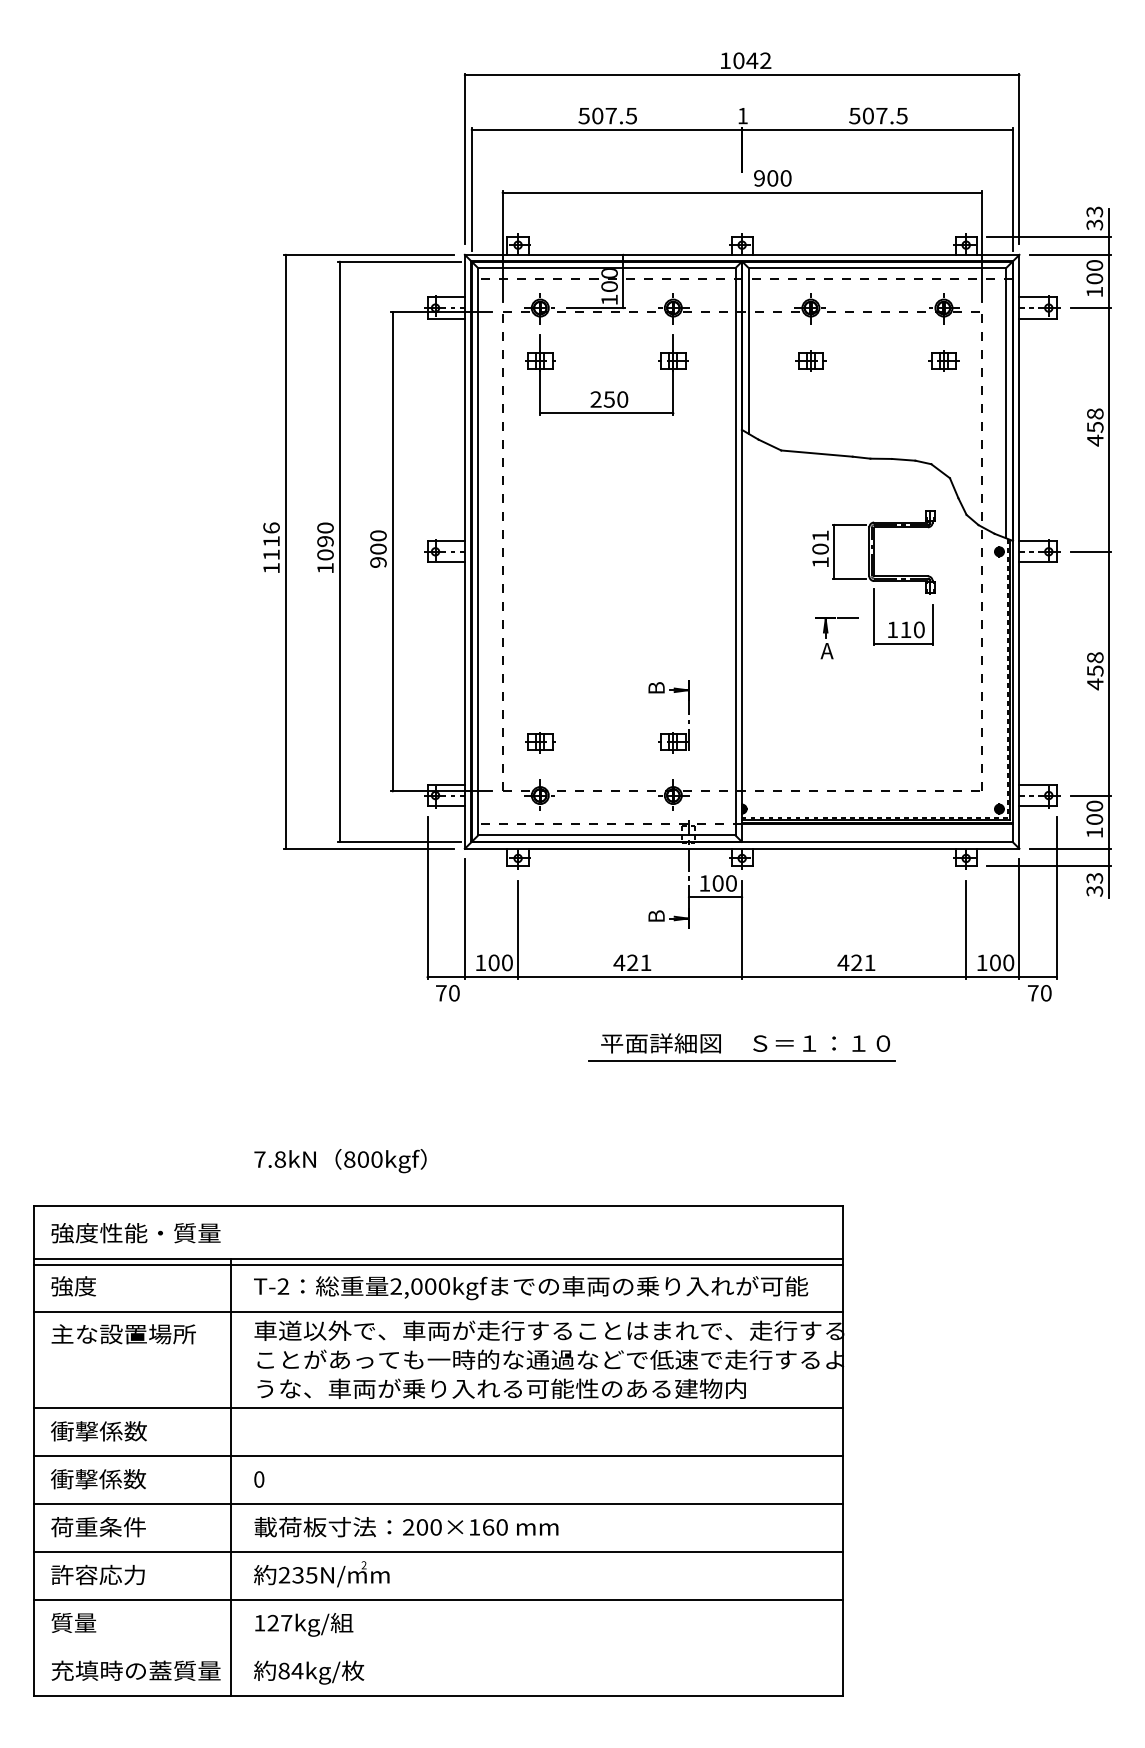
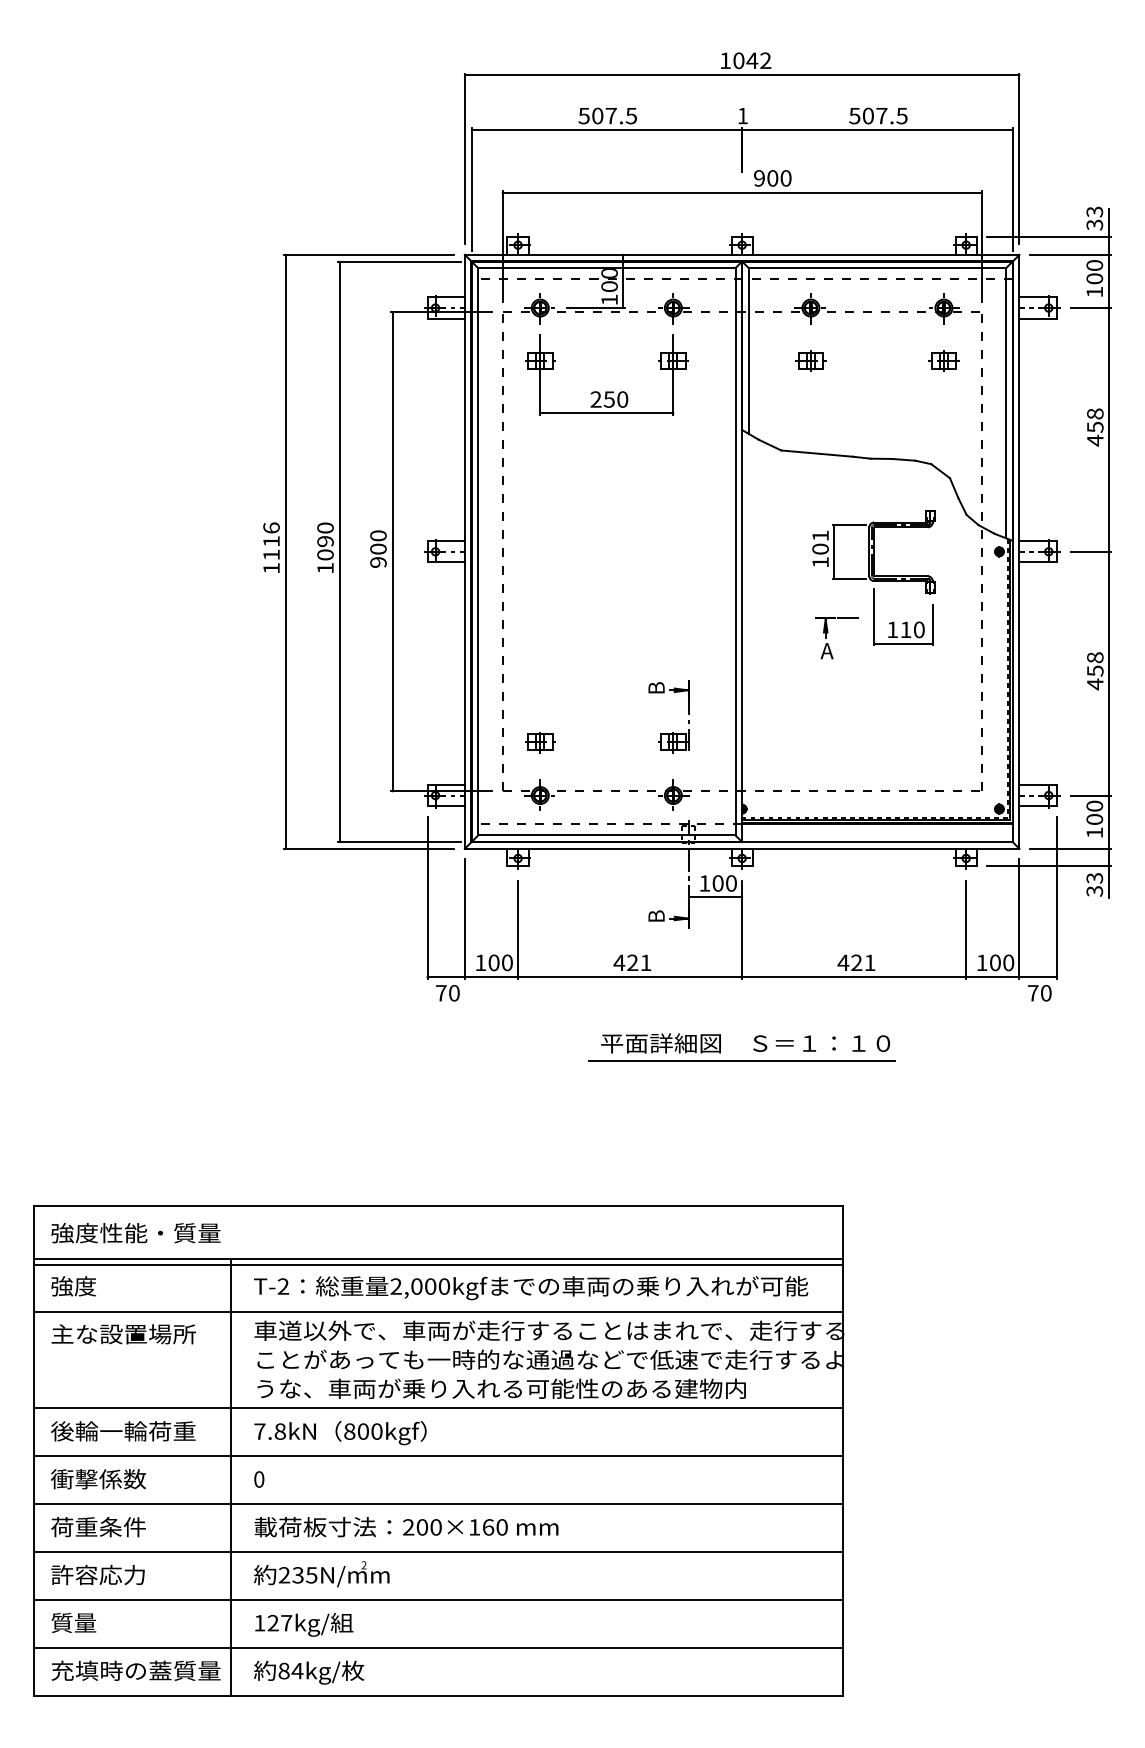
text position: (340, 1161) -> (340, 1433) (340, 1433)
text: 衝撃係数 -> 後輪一輪荷重 (123, 1431)
line: none -> present (438, 1647)
